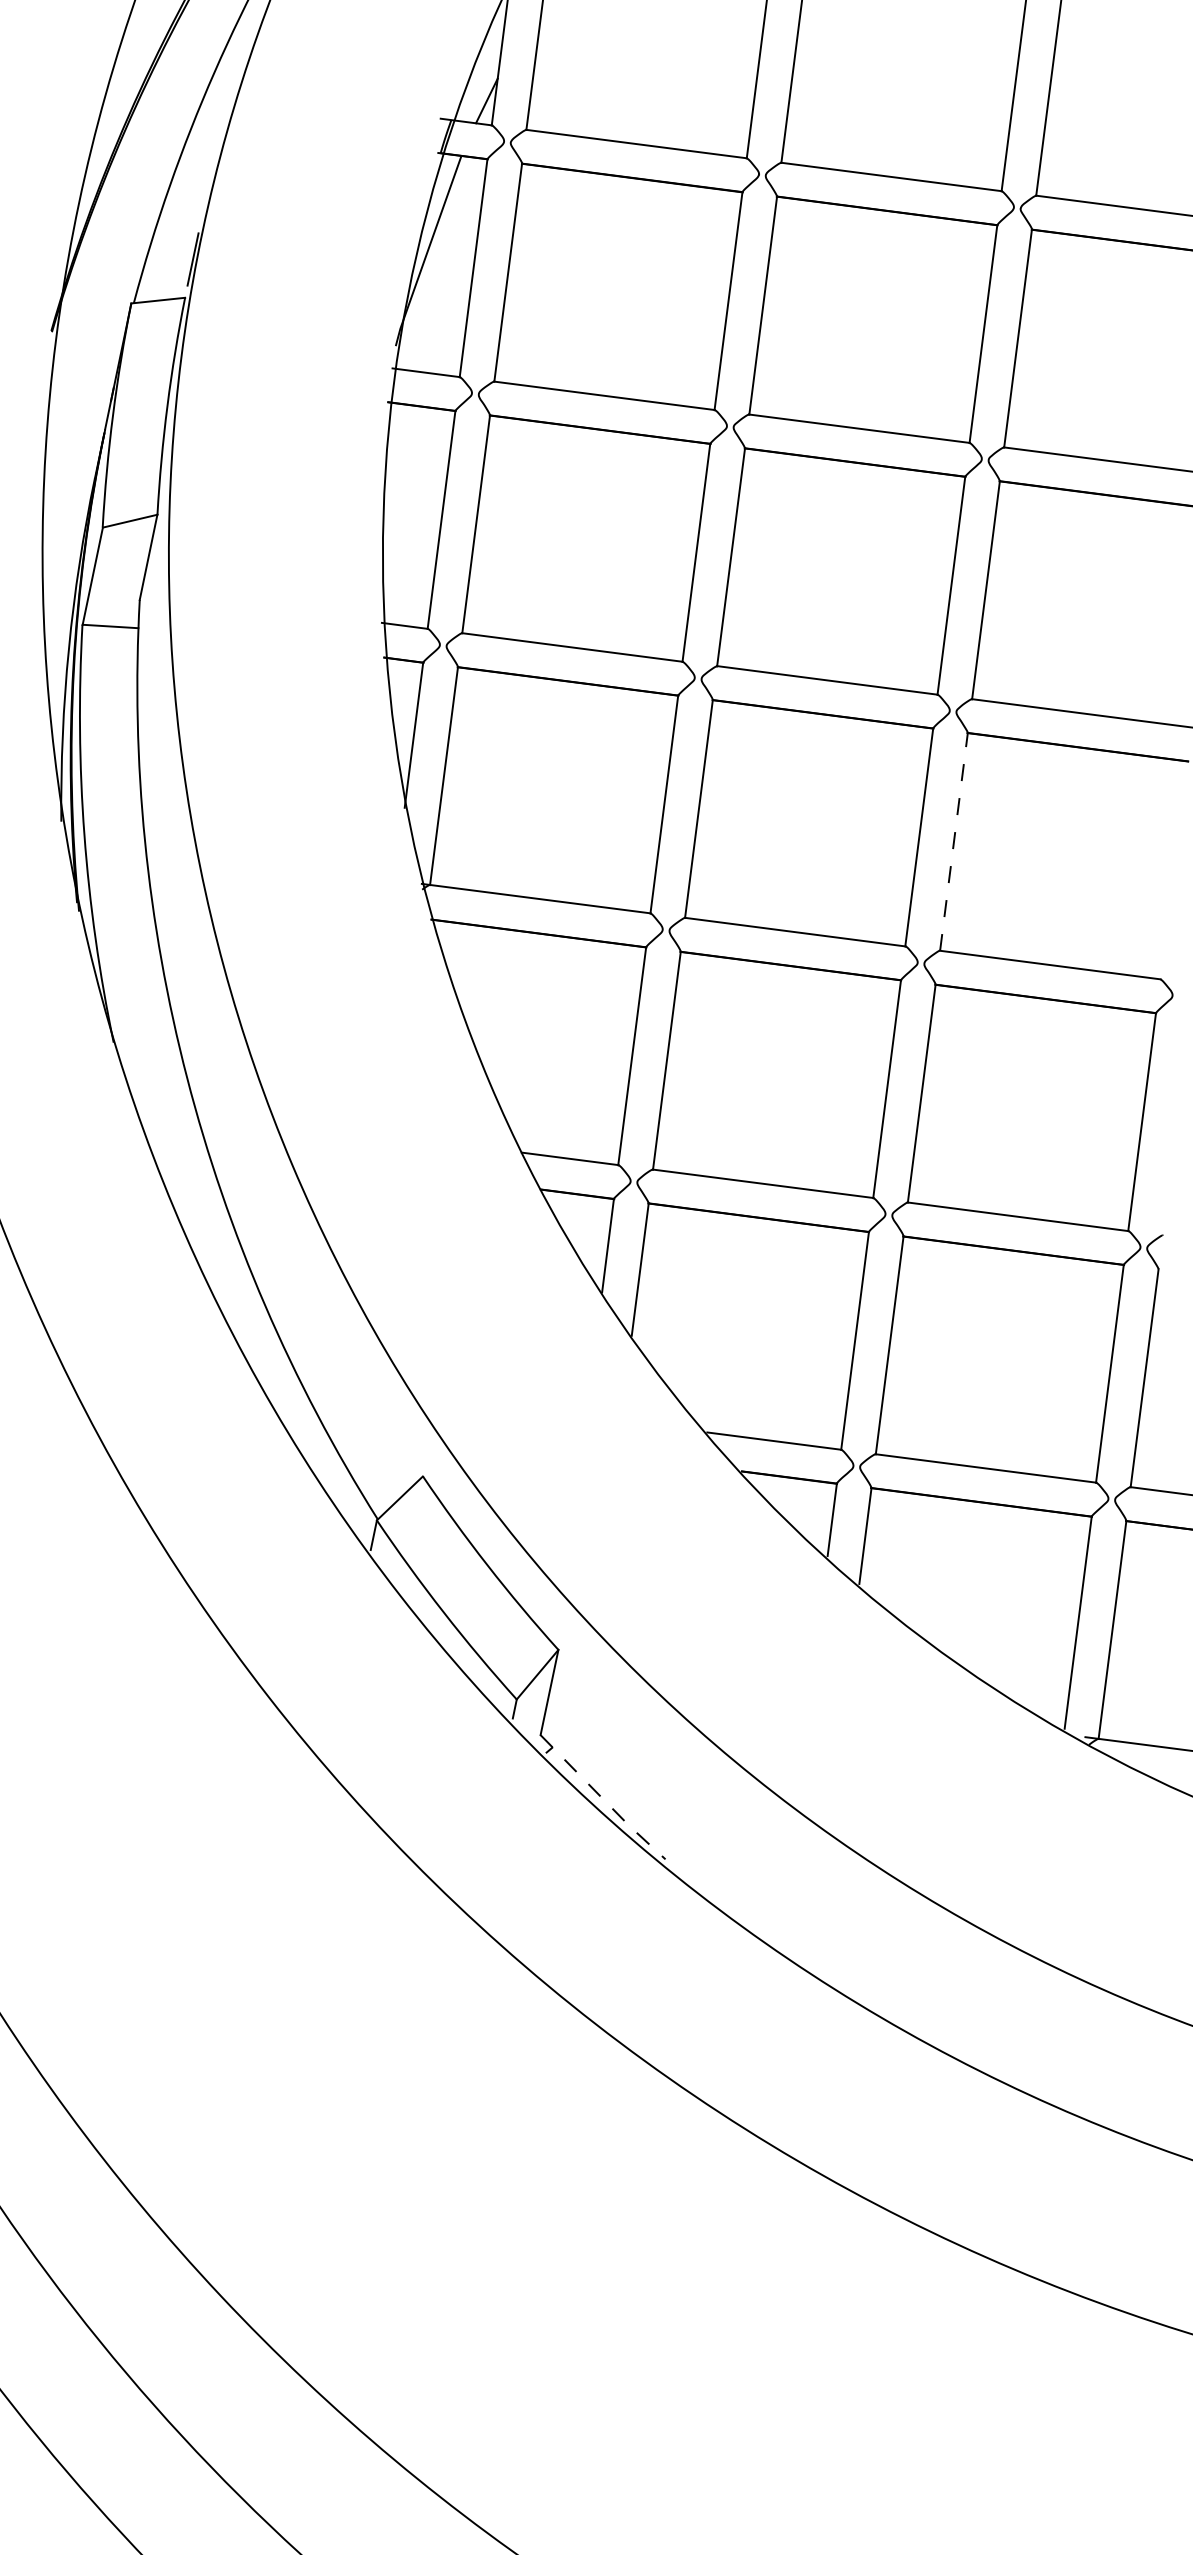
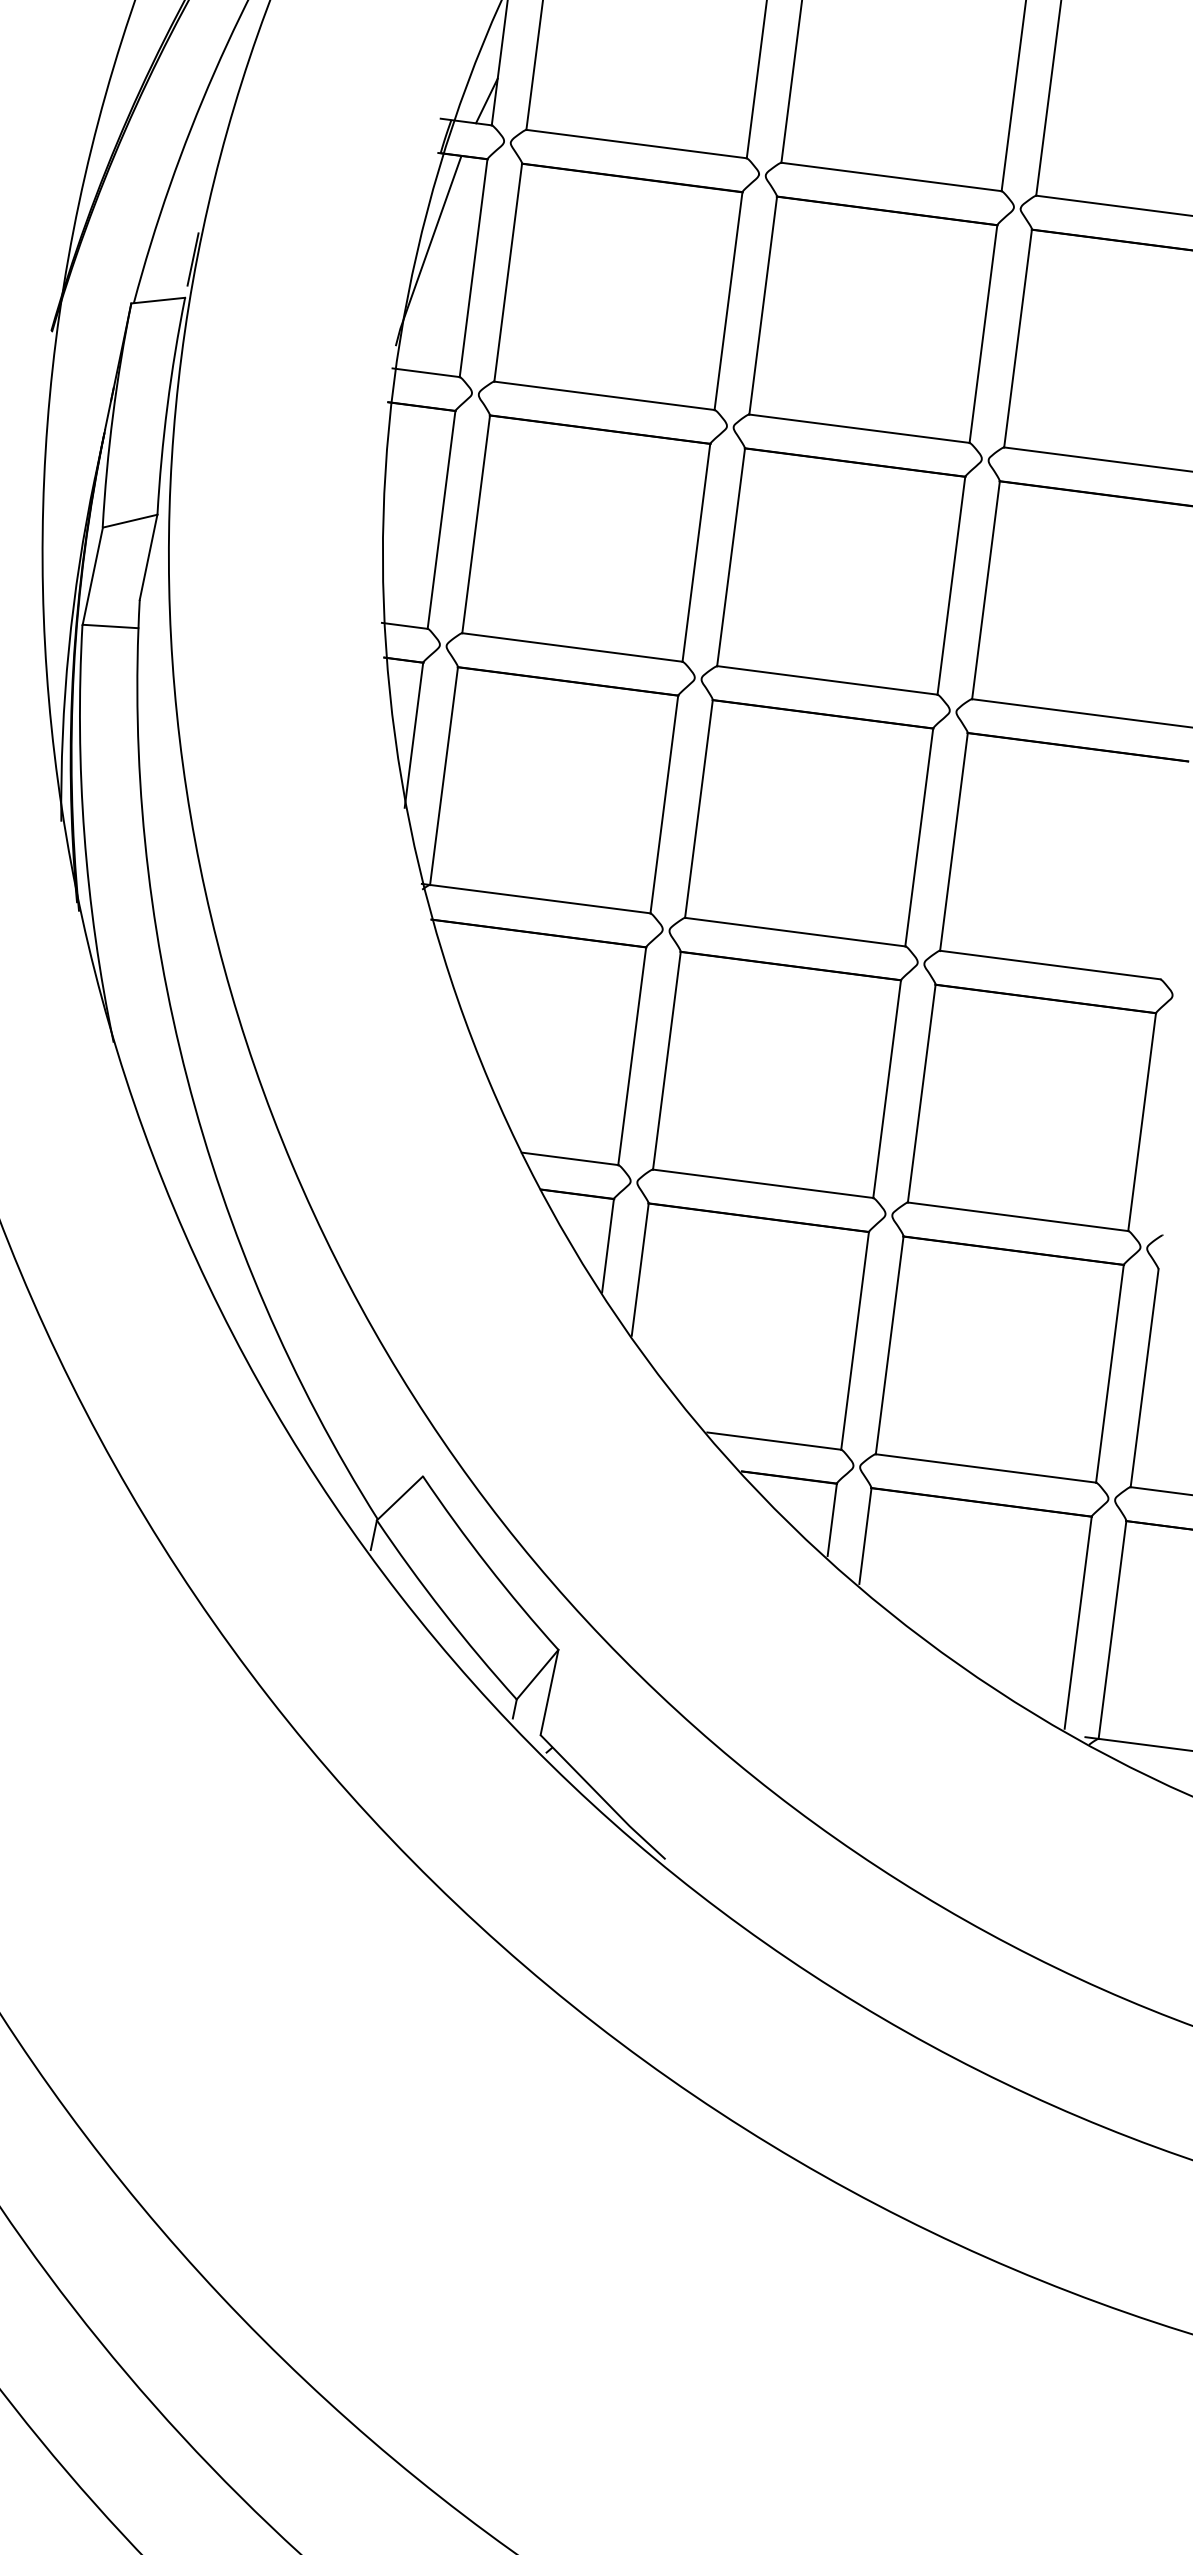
line: dashed -> solid (953, 842)
line: dashed -> solid (602, 1798)
